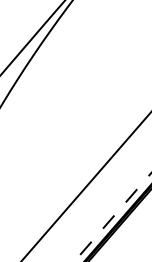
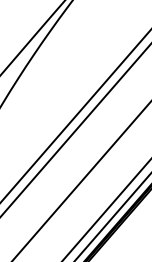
line: none -> present (75, 116)
line: none -> present (75, 130)
line position: (85, 186) -> (81, 181) (81, 181)
line: none -> present (106, 210)
line: dashed -> solid (113, 217)
